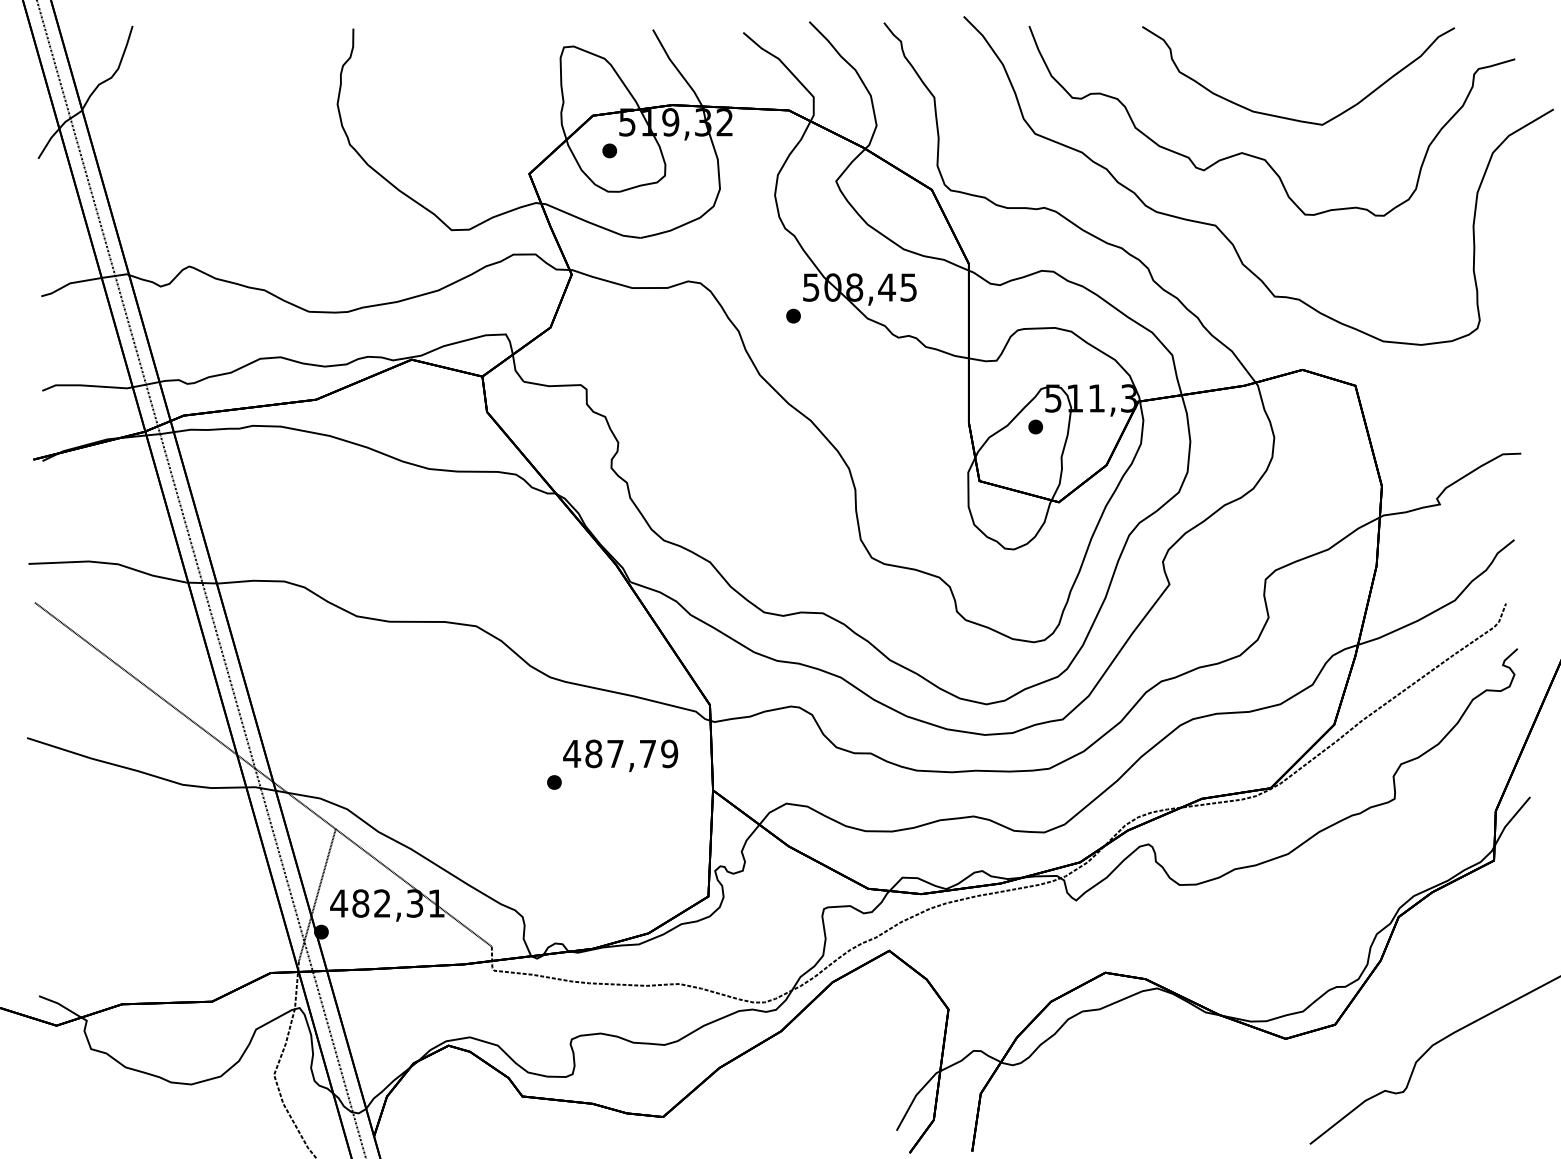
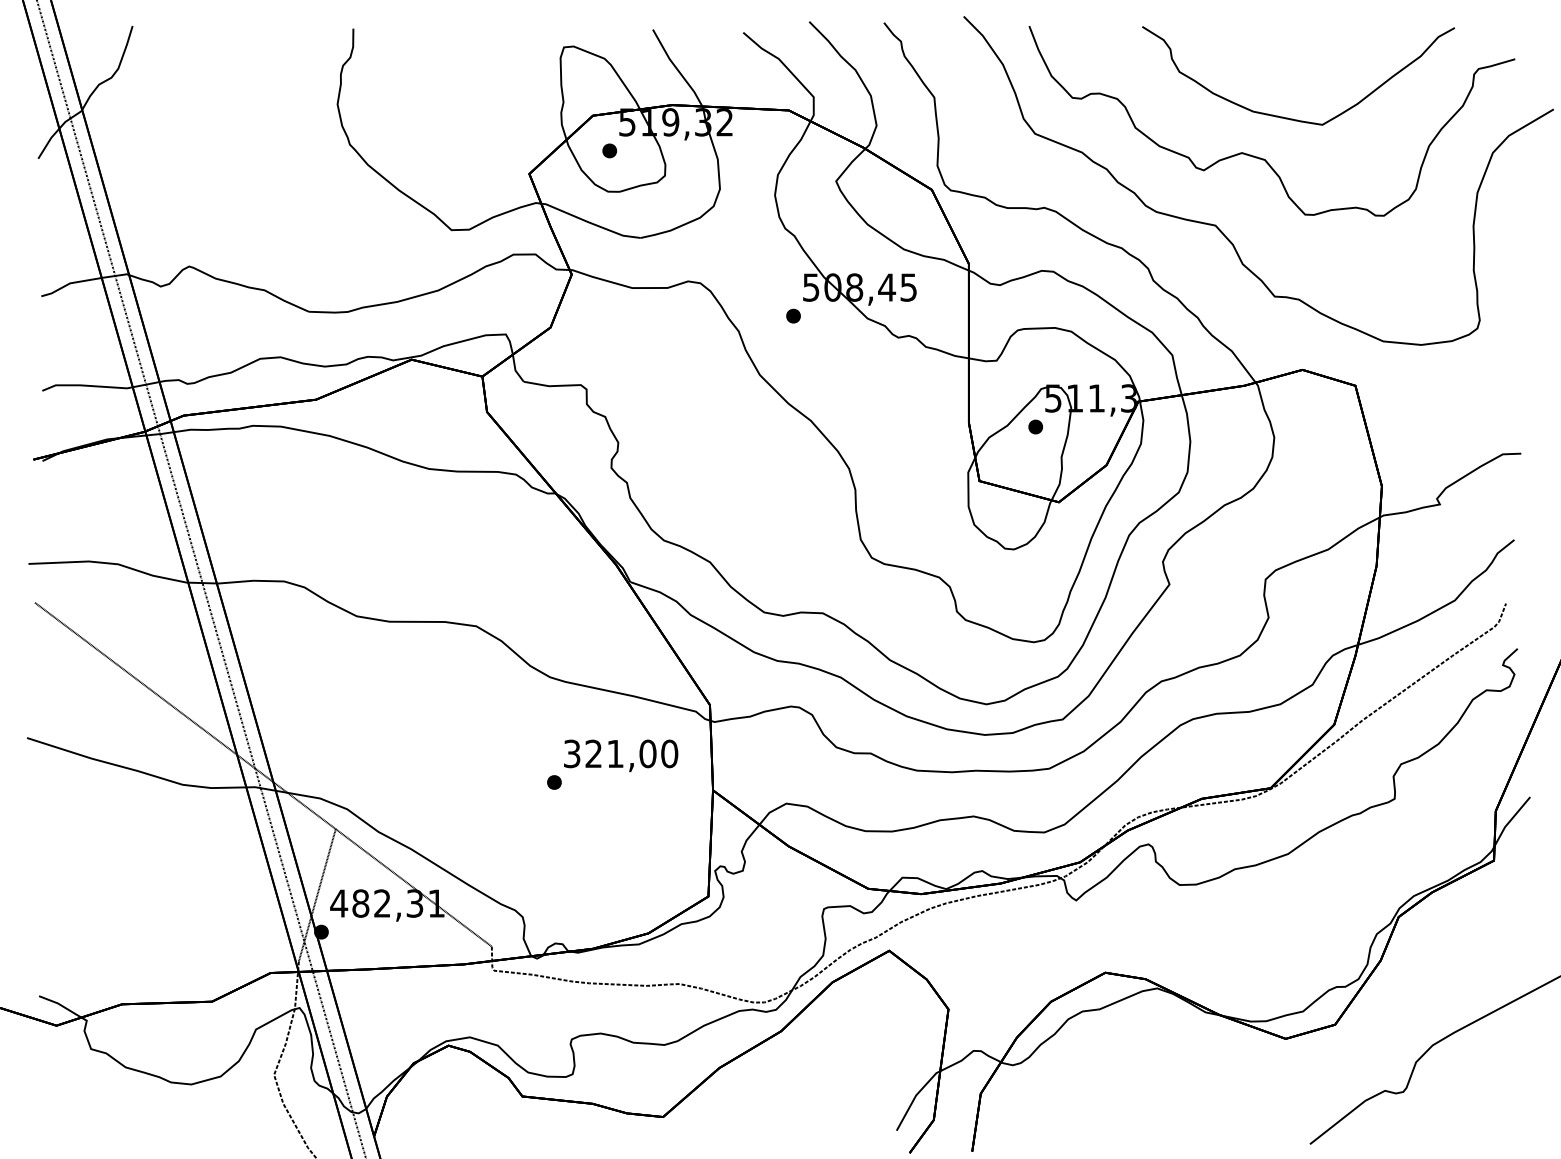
text: 487,79 -> 321,00 (620, 753)
